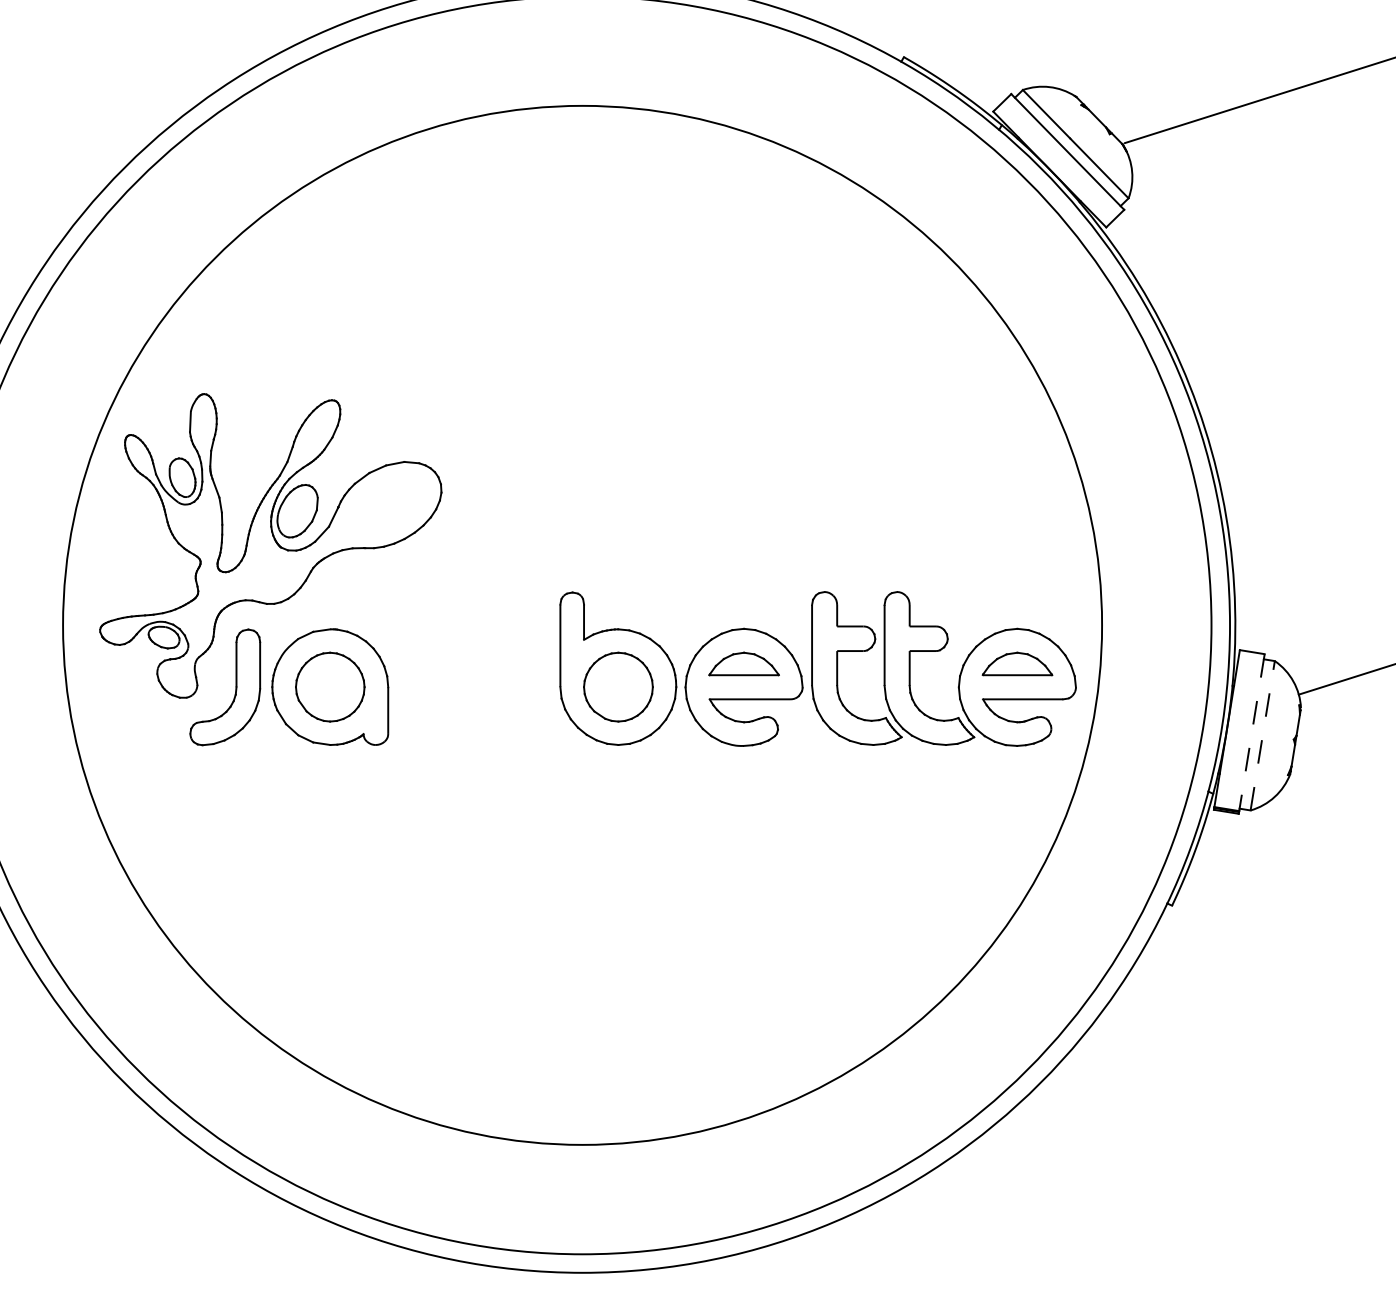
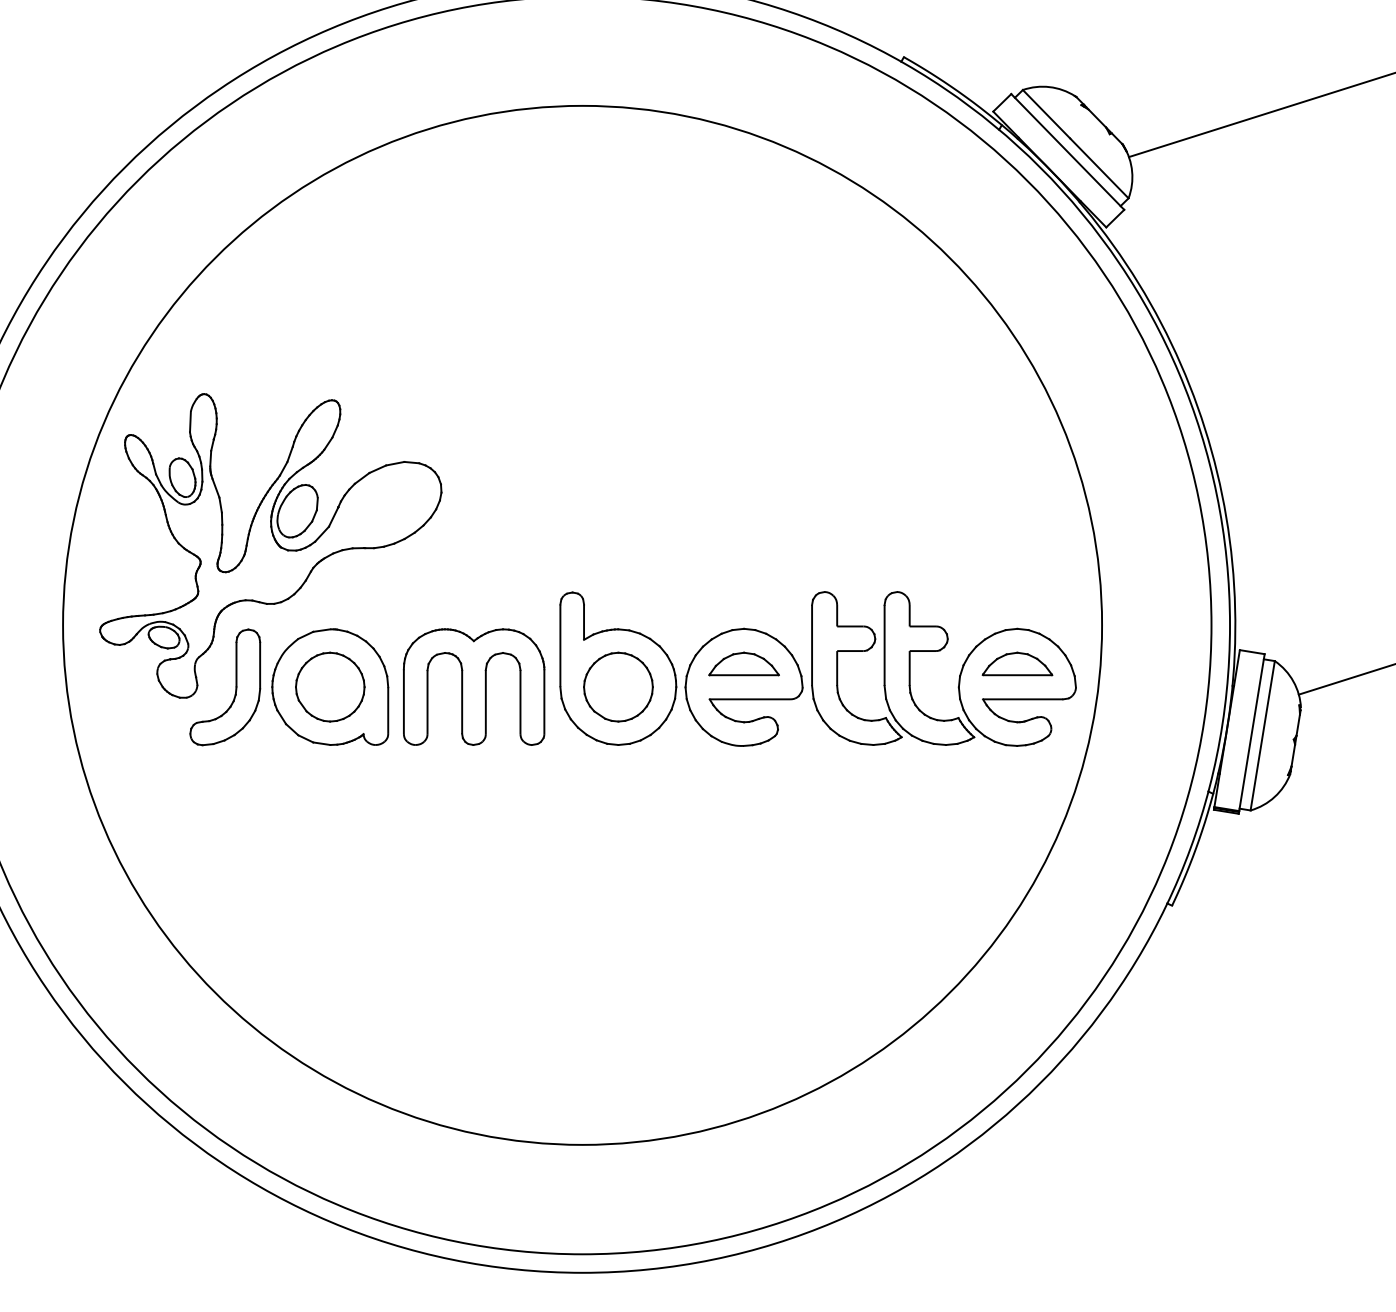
line position: (1258, 100) -> (1260, 115) (1260, 115)
part: none -> present (473, 686)
line: dashed -> solid (1251, 732)
line: dashed -> solid (1262, 735)
